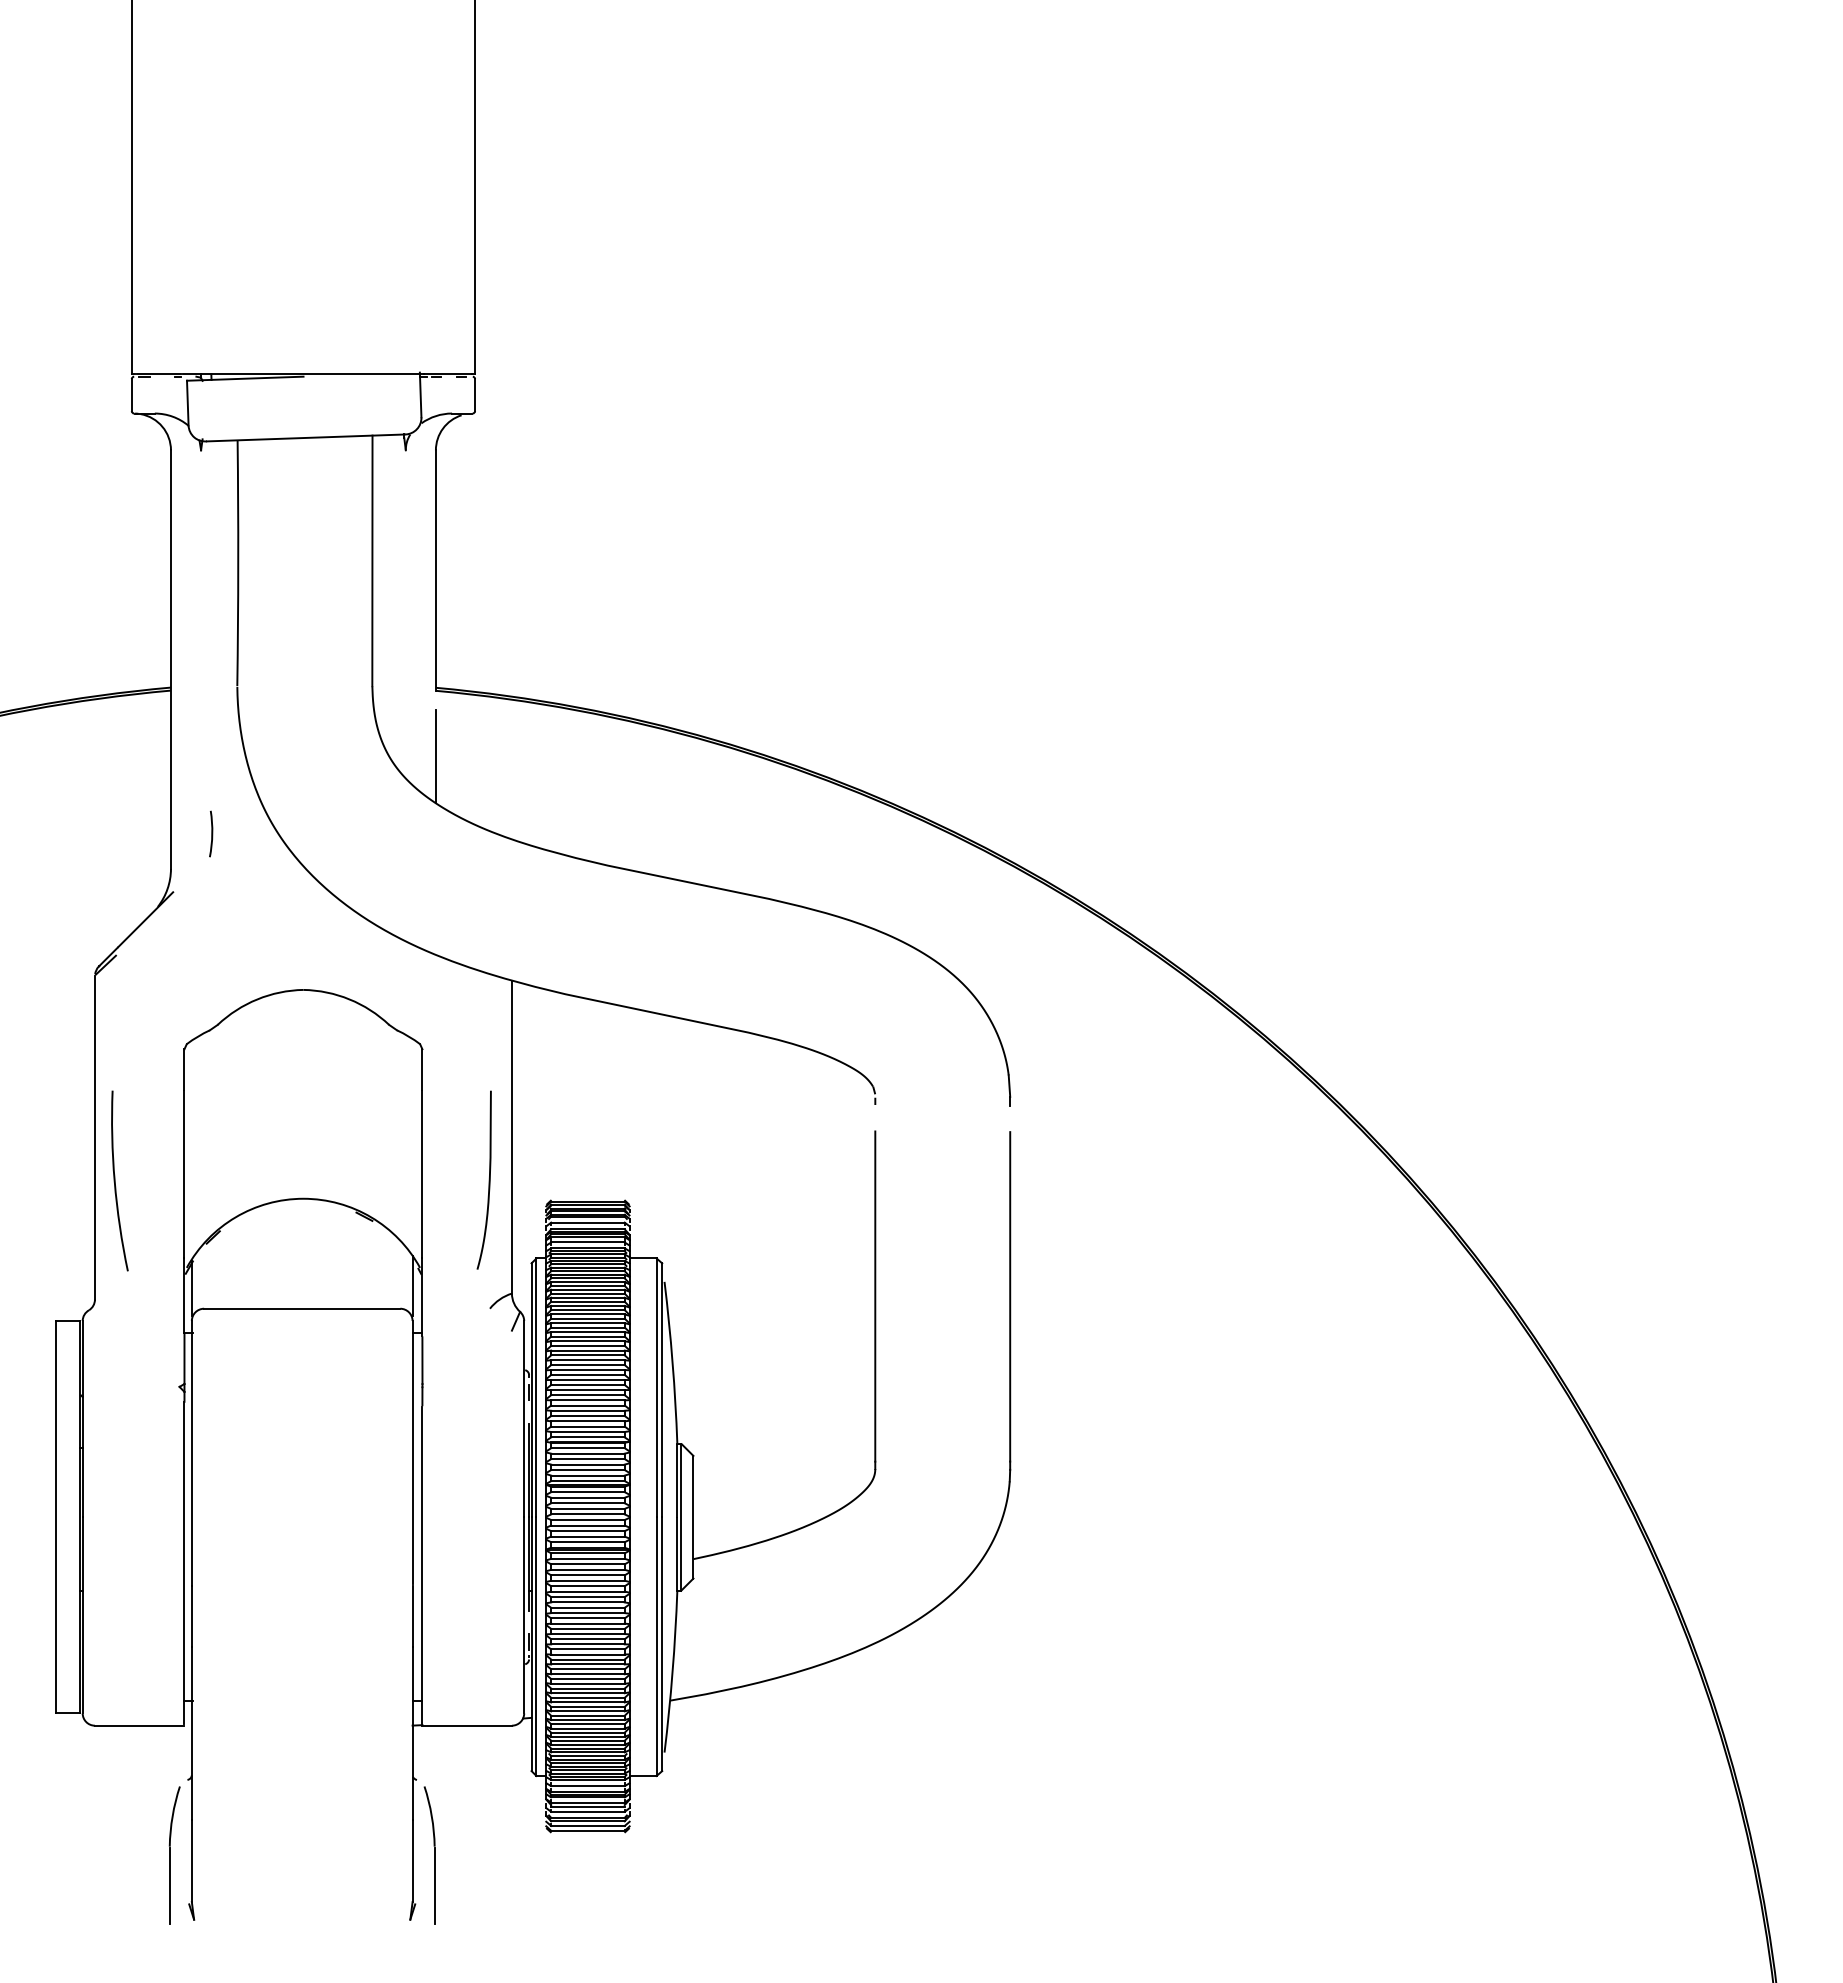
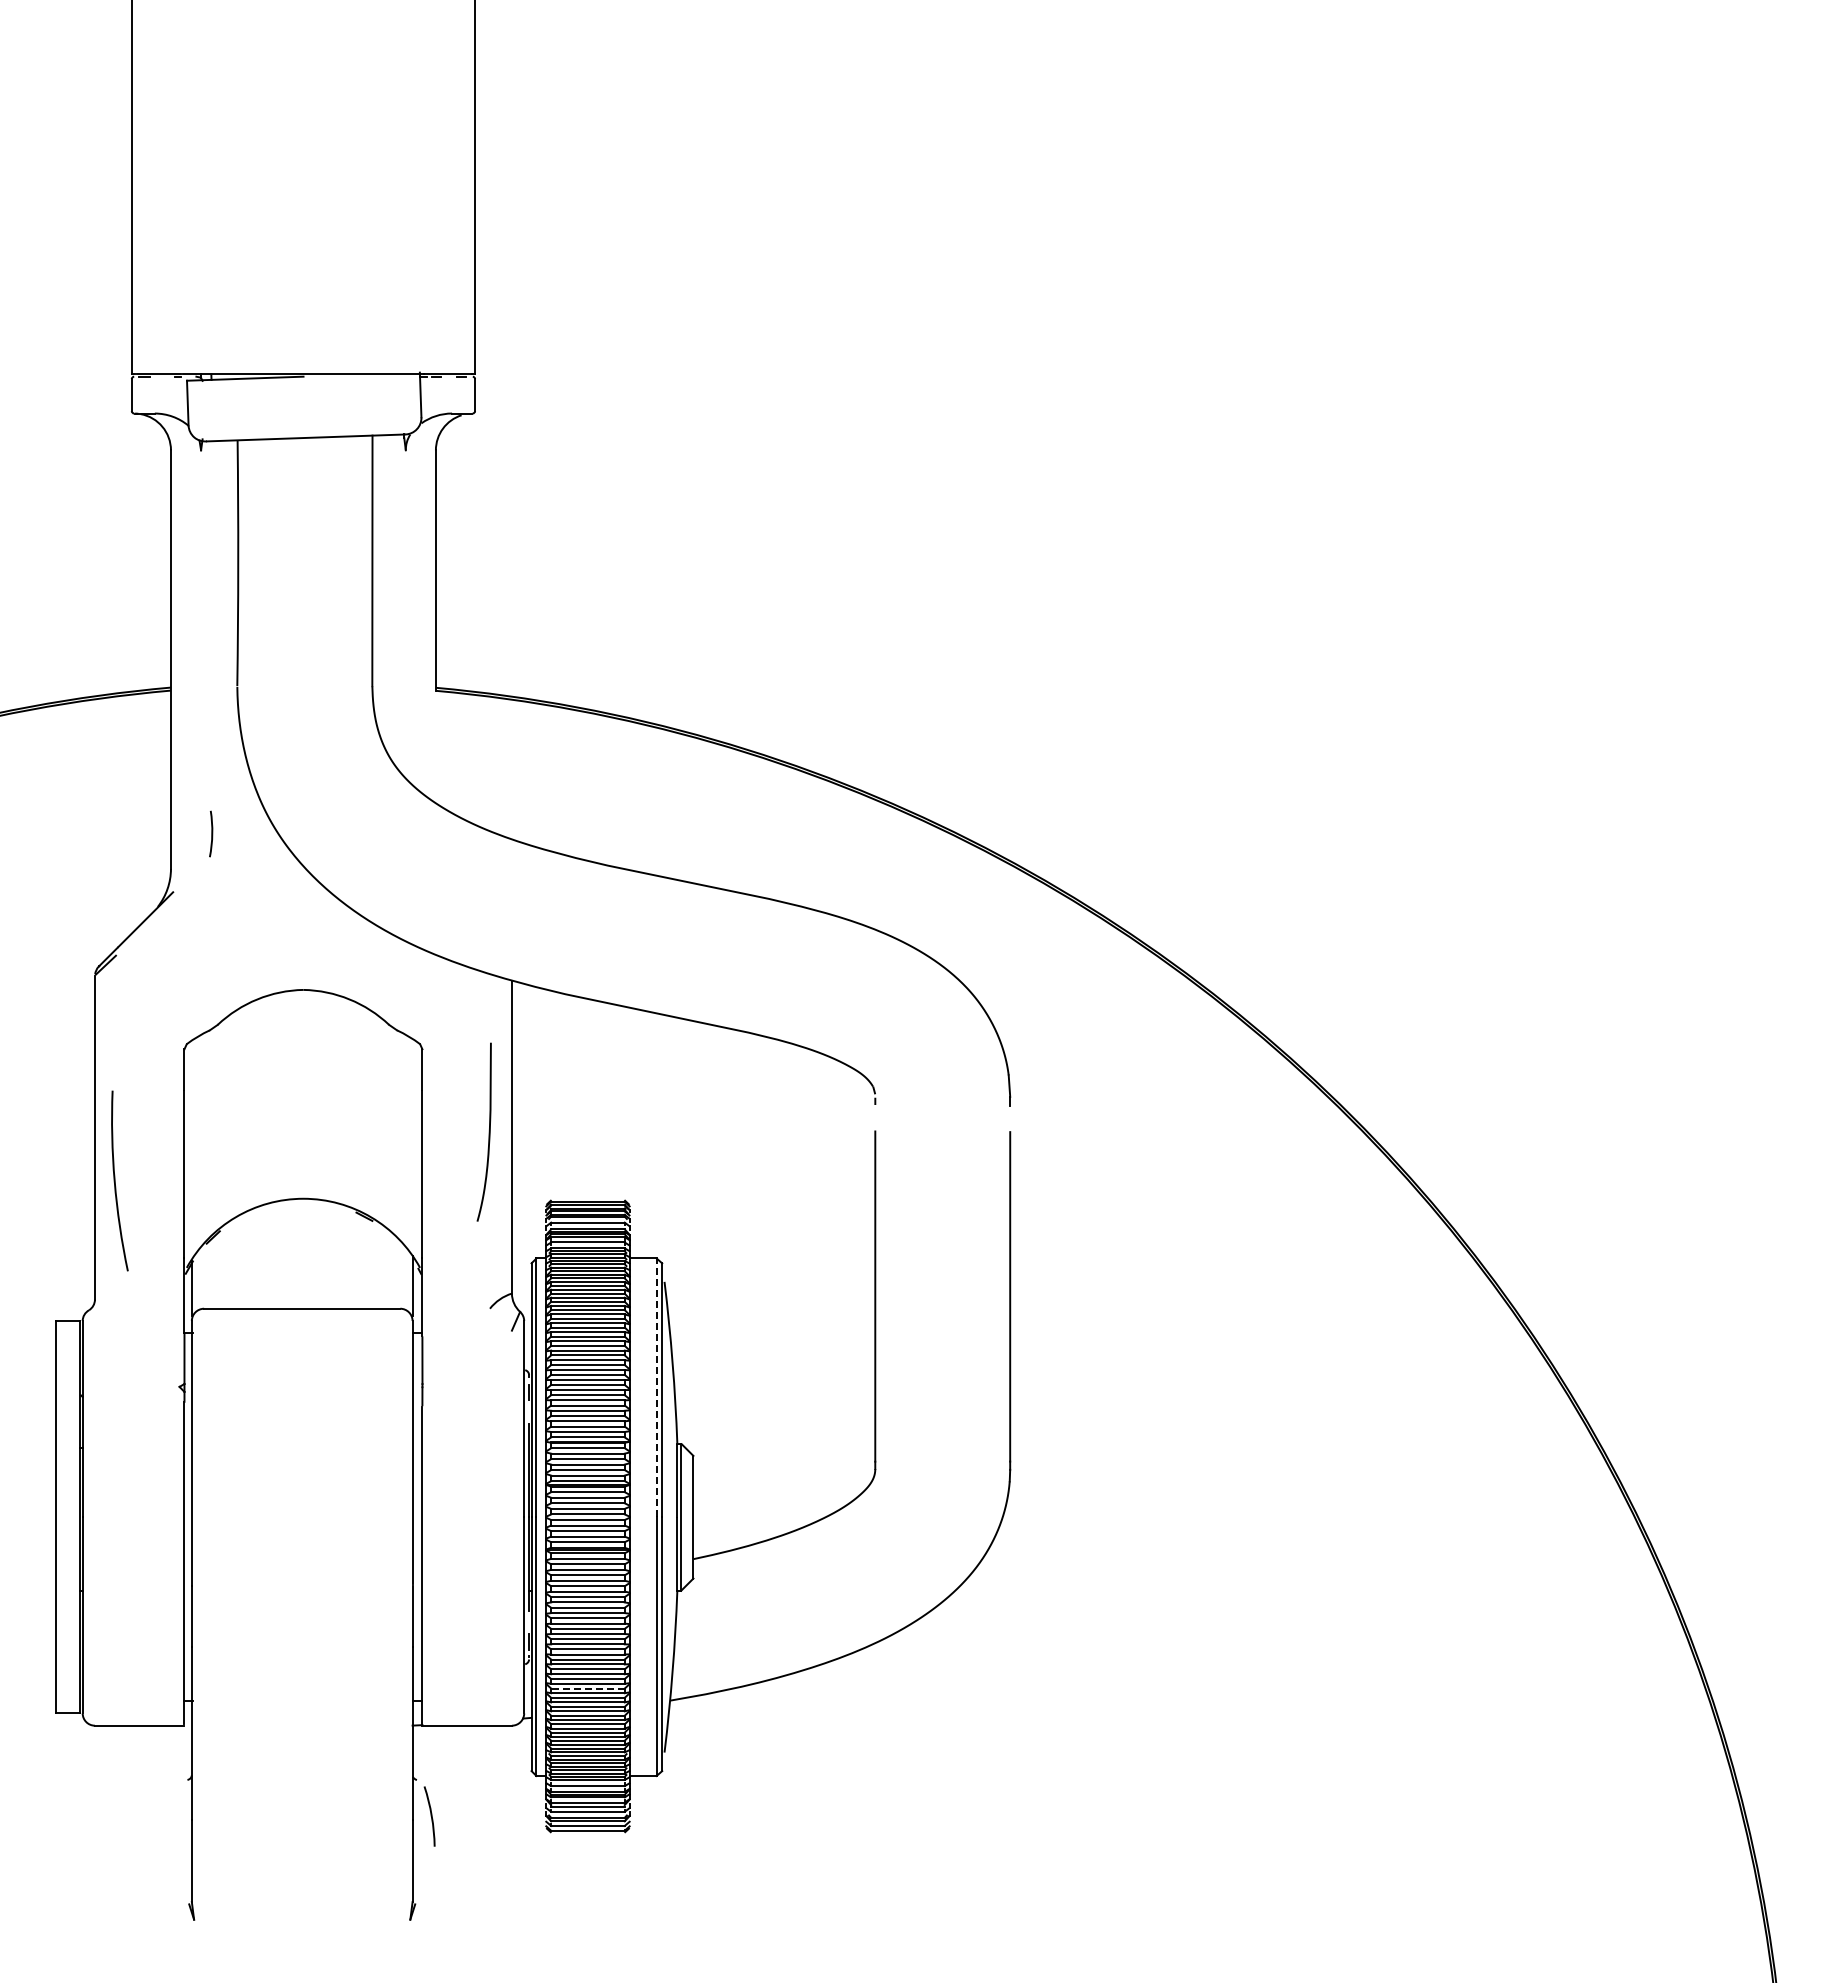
line: present -> none (435, 756)
curve position: (488, 1179) -> (488, 1131) (488, 1131)
line: solid -> dashed (656, 1387)
line: solid -> dashed (587, 1688)
part: present -> none (174, 1855)
line: present -> none (434, 1885)
